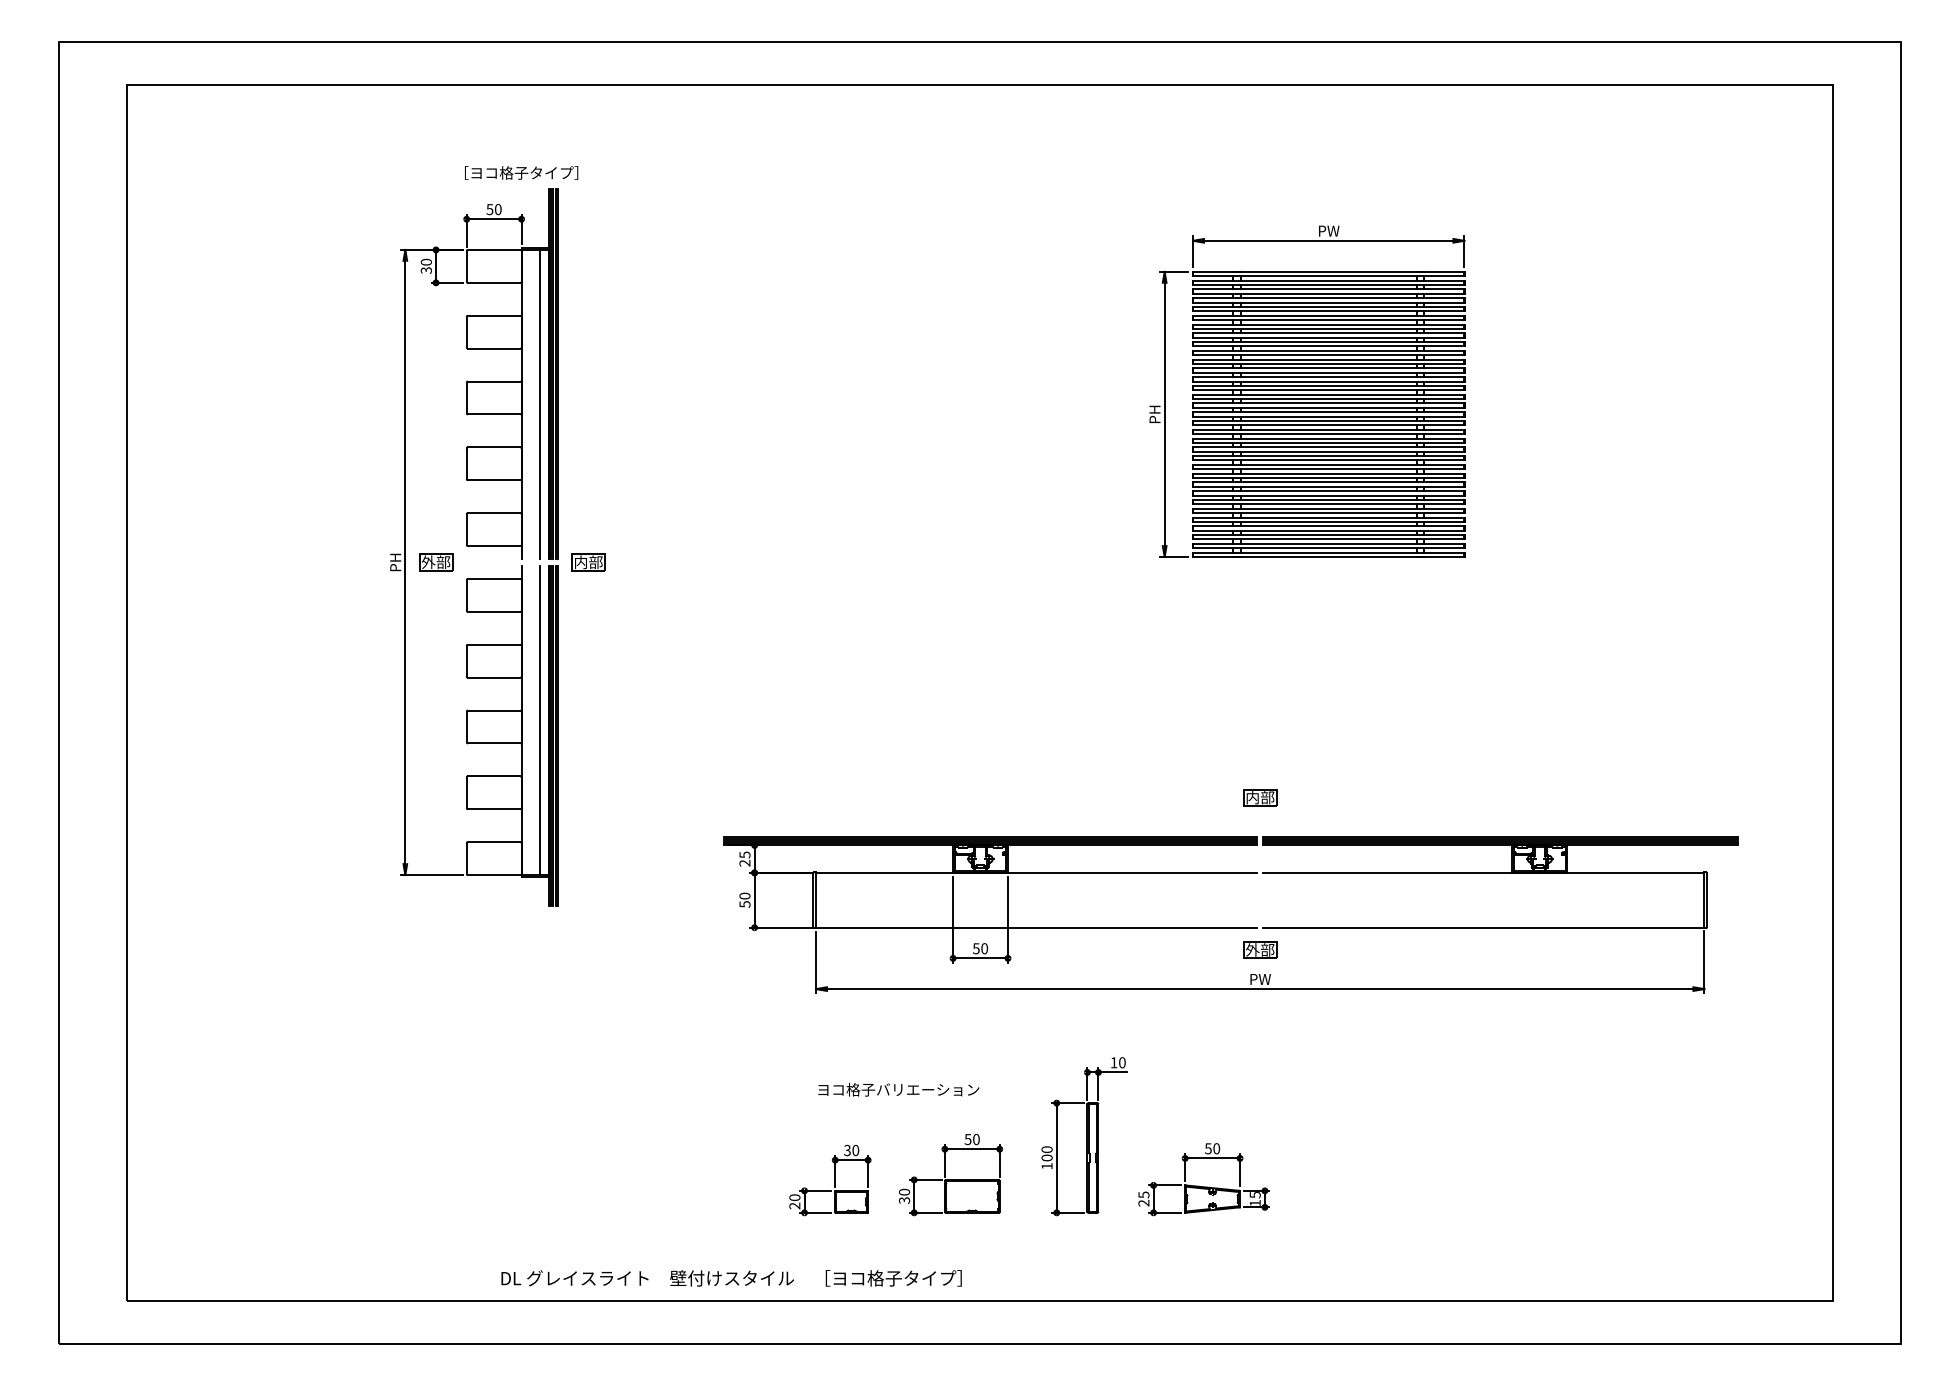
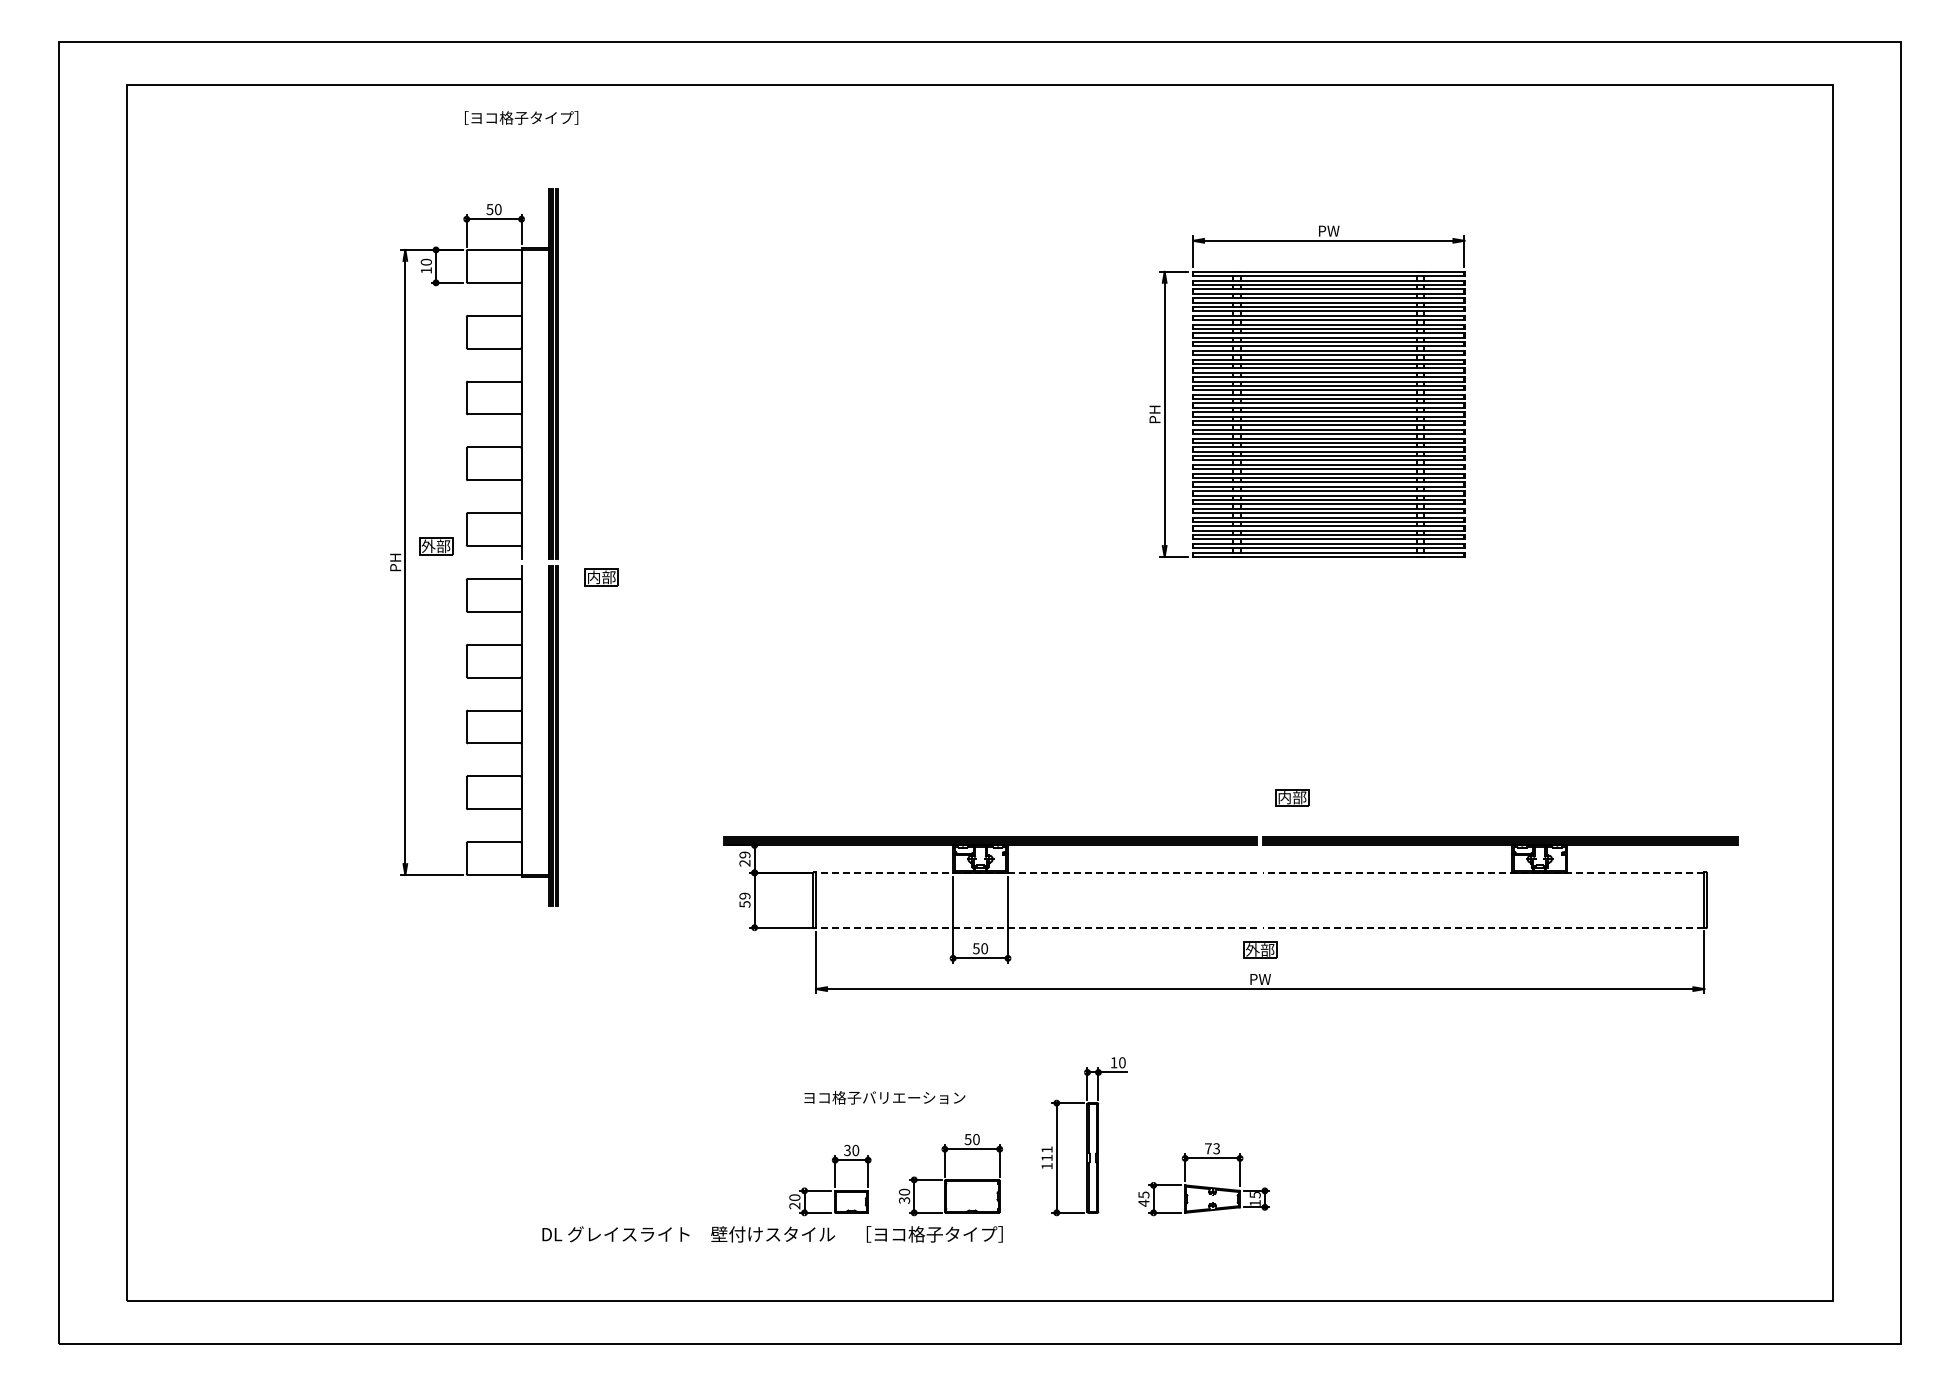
text position: (521, 172) -> (521, 117) (521, 117)
text: 30 -> 10 (425, 270)
line: present -> none (540, 404)
part position: (436, 562) -> (436, 546) (436, 546)
part position: (588, 562) -> (601, 577) (601, 577)
line: present -> none (540, 720)
part position: (1260, 797) -> (1292, 797) (1292, 797)
text: 25 -> 29 (744, 854)
line: solid -> dashed (1035, 872)
line: solid -> dashed (1483, 872)
text: 50 -> 59 (744, 895)
line: solid -> dashed (1035, 927)
line: solid -> dashed (1483, 927)
text position: (898, 1089) -> (884, 1097) (884, 1097)
text: 50 -> 73 (1212, 1148)
text: 100 -> 111 (1046, 1153)
text: 25 -> 45 (1143, 1202)
text position: (731, 1278) -> (772, 1234) (772, 1234)
